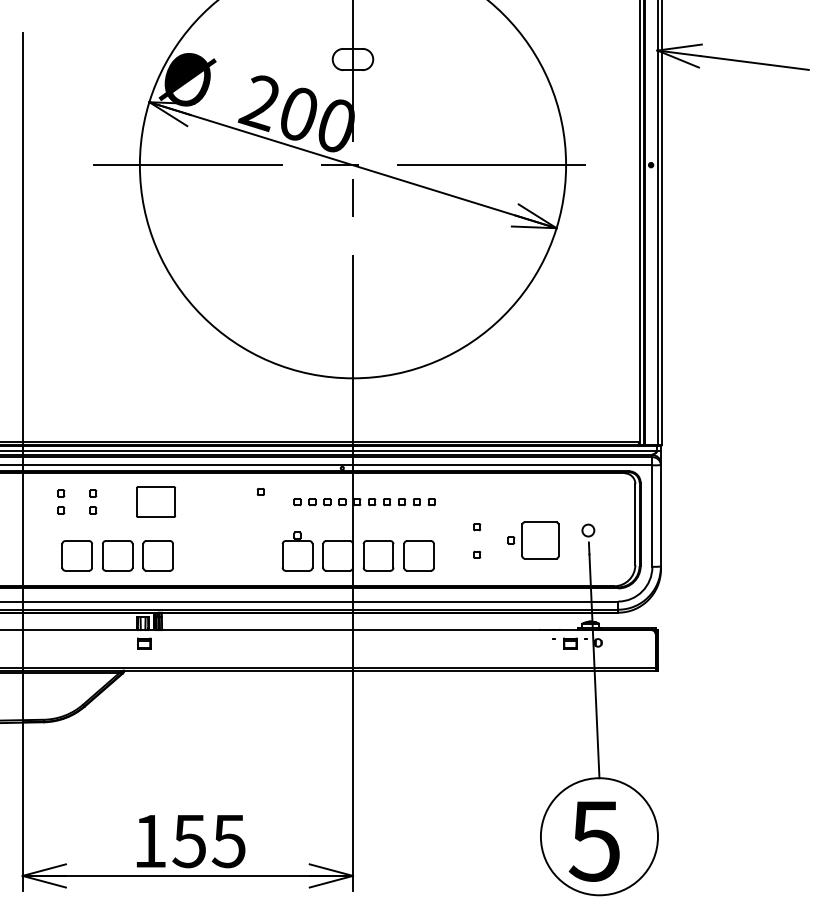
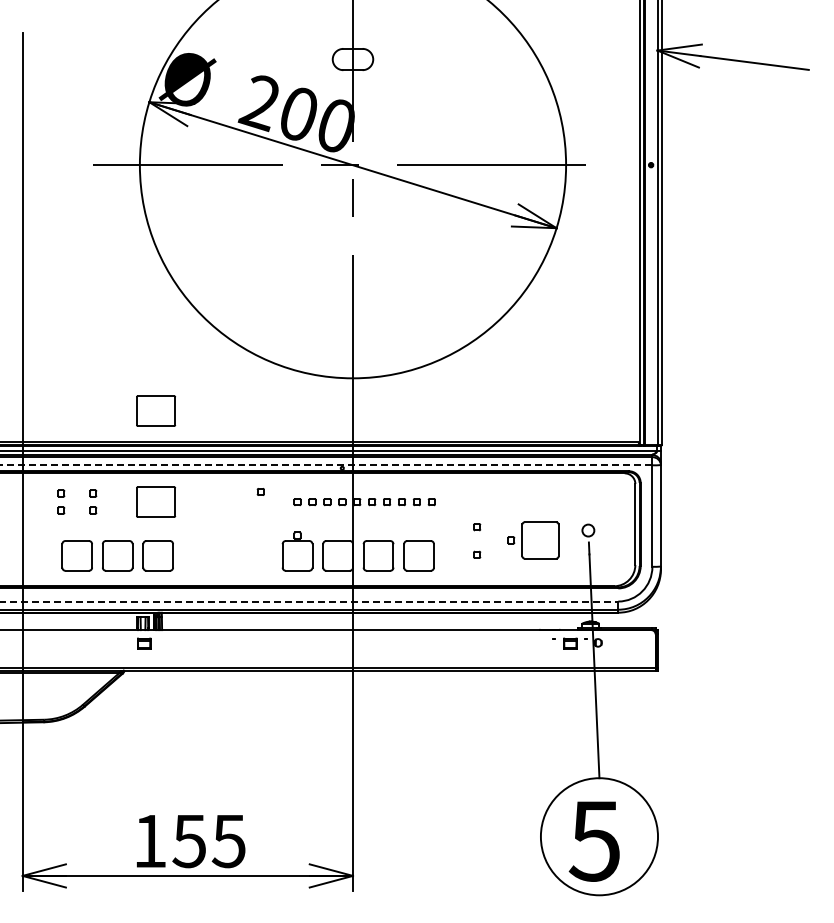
part: none -> present (156, 410)
line: solid -> dashed (326, 465)
line: solid -> dashed (309, 601)
